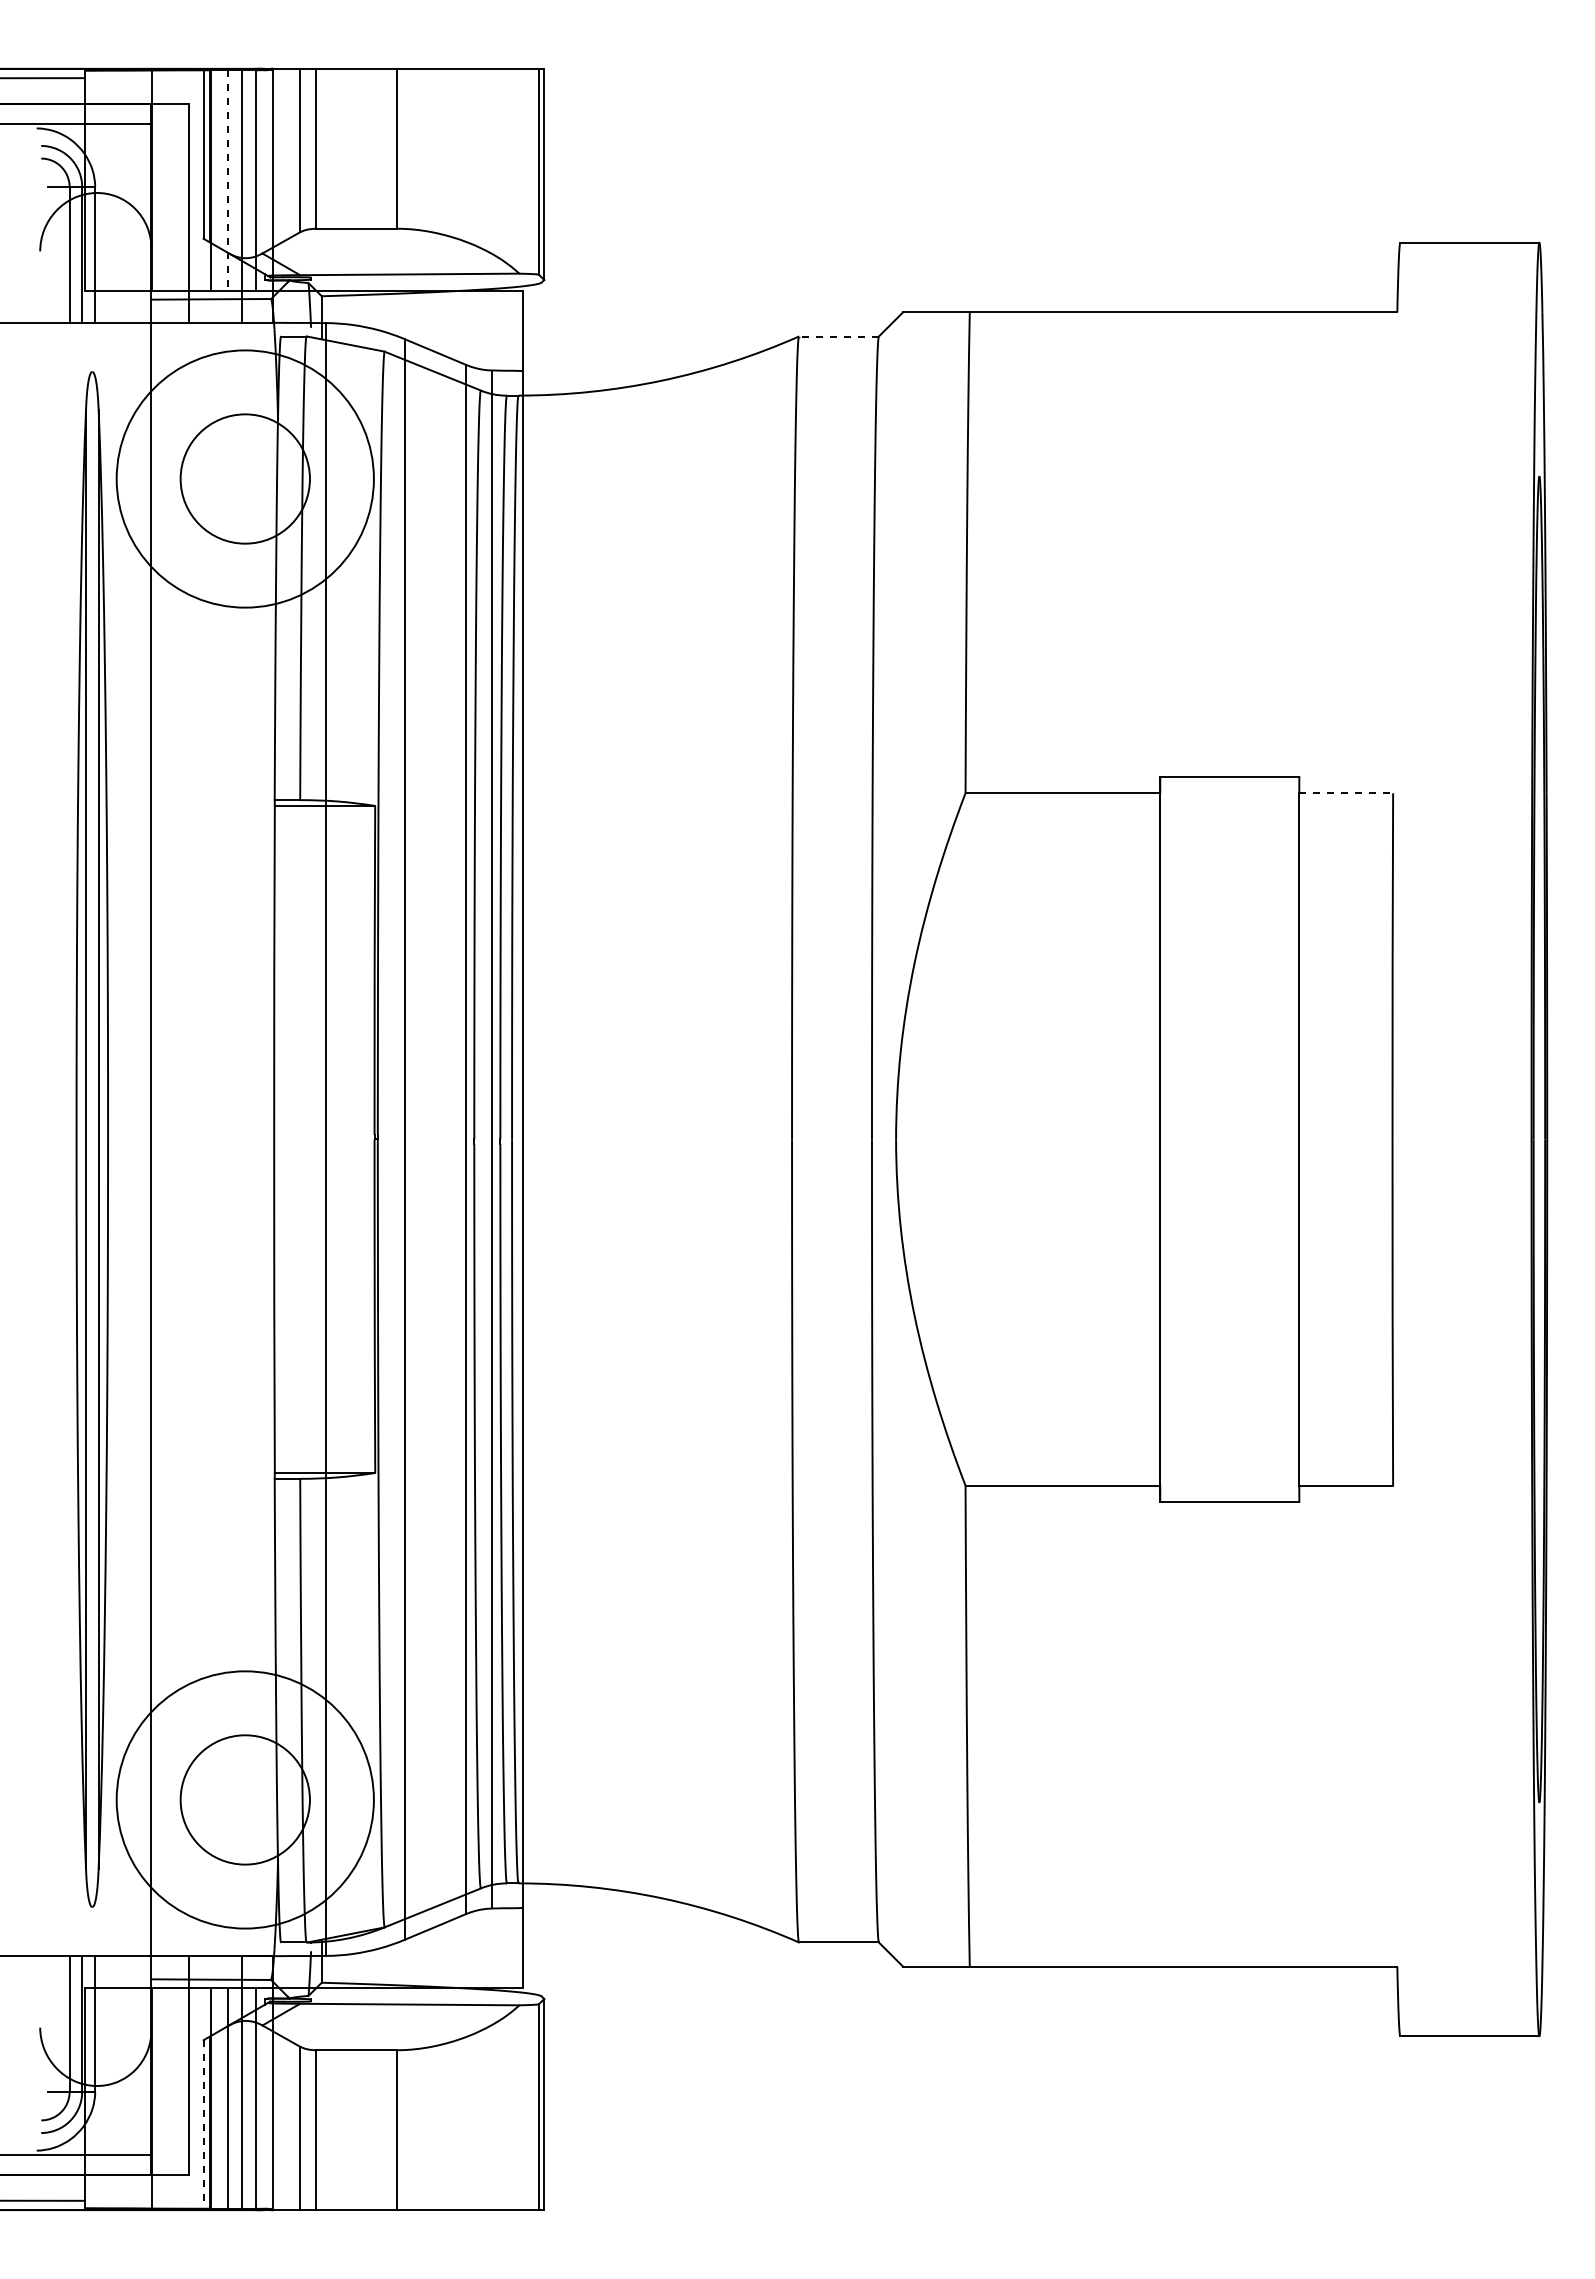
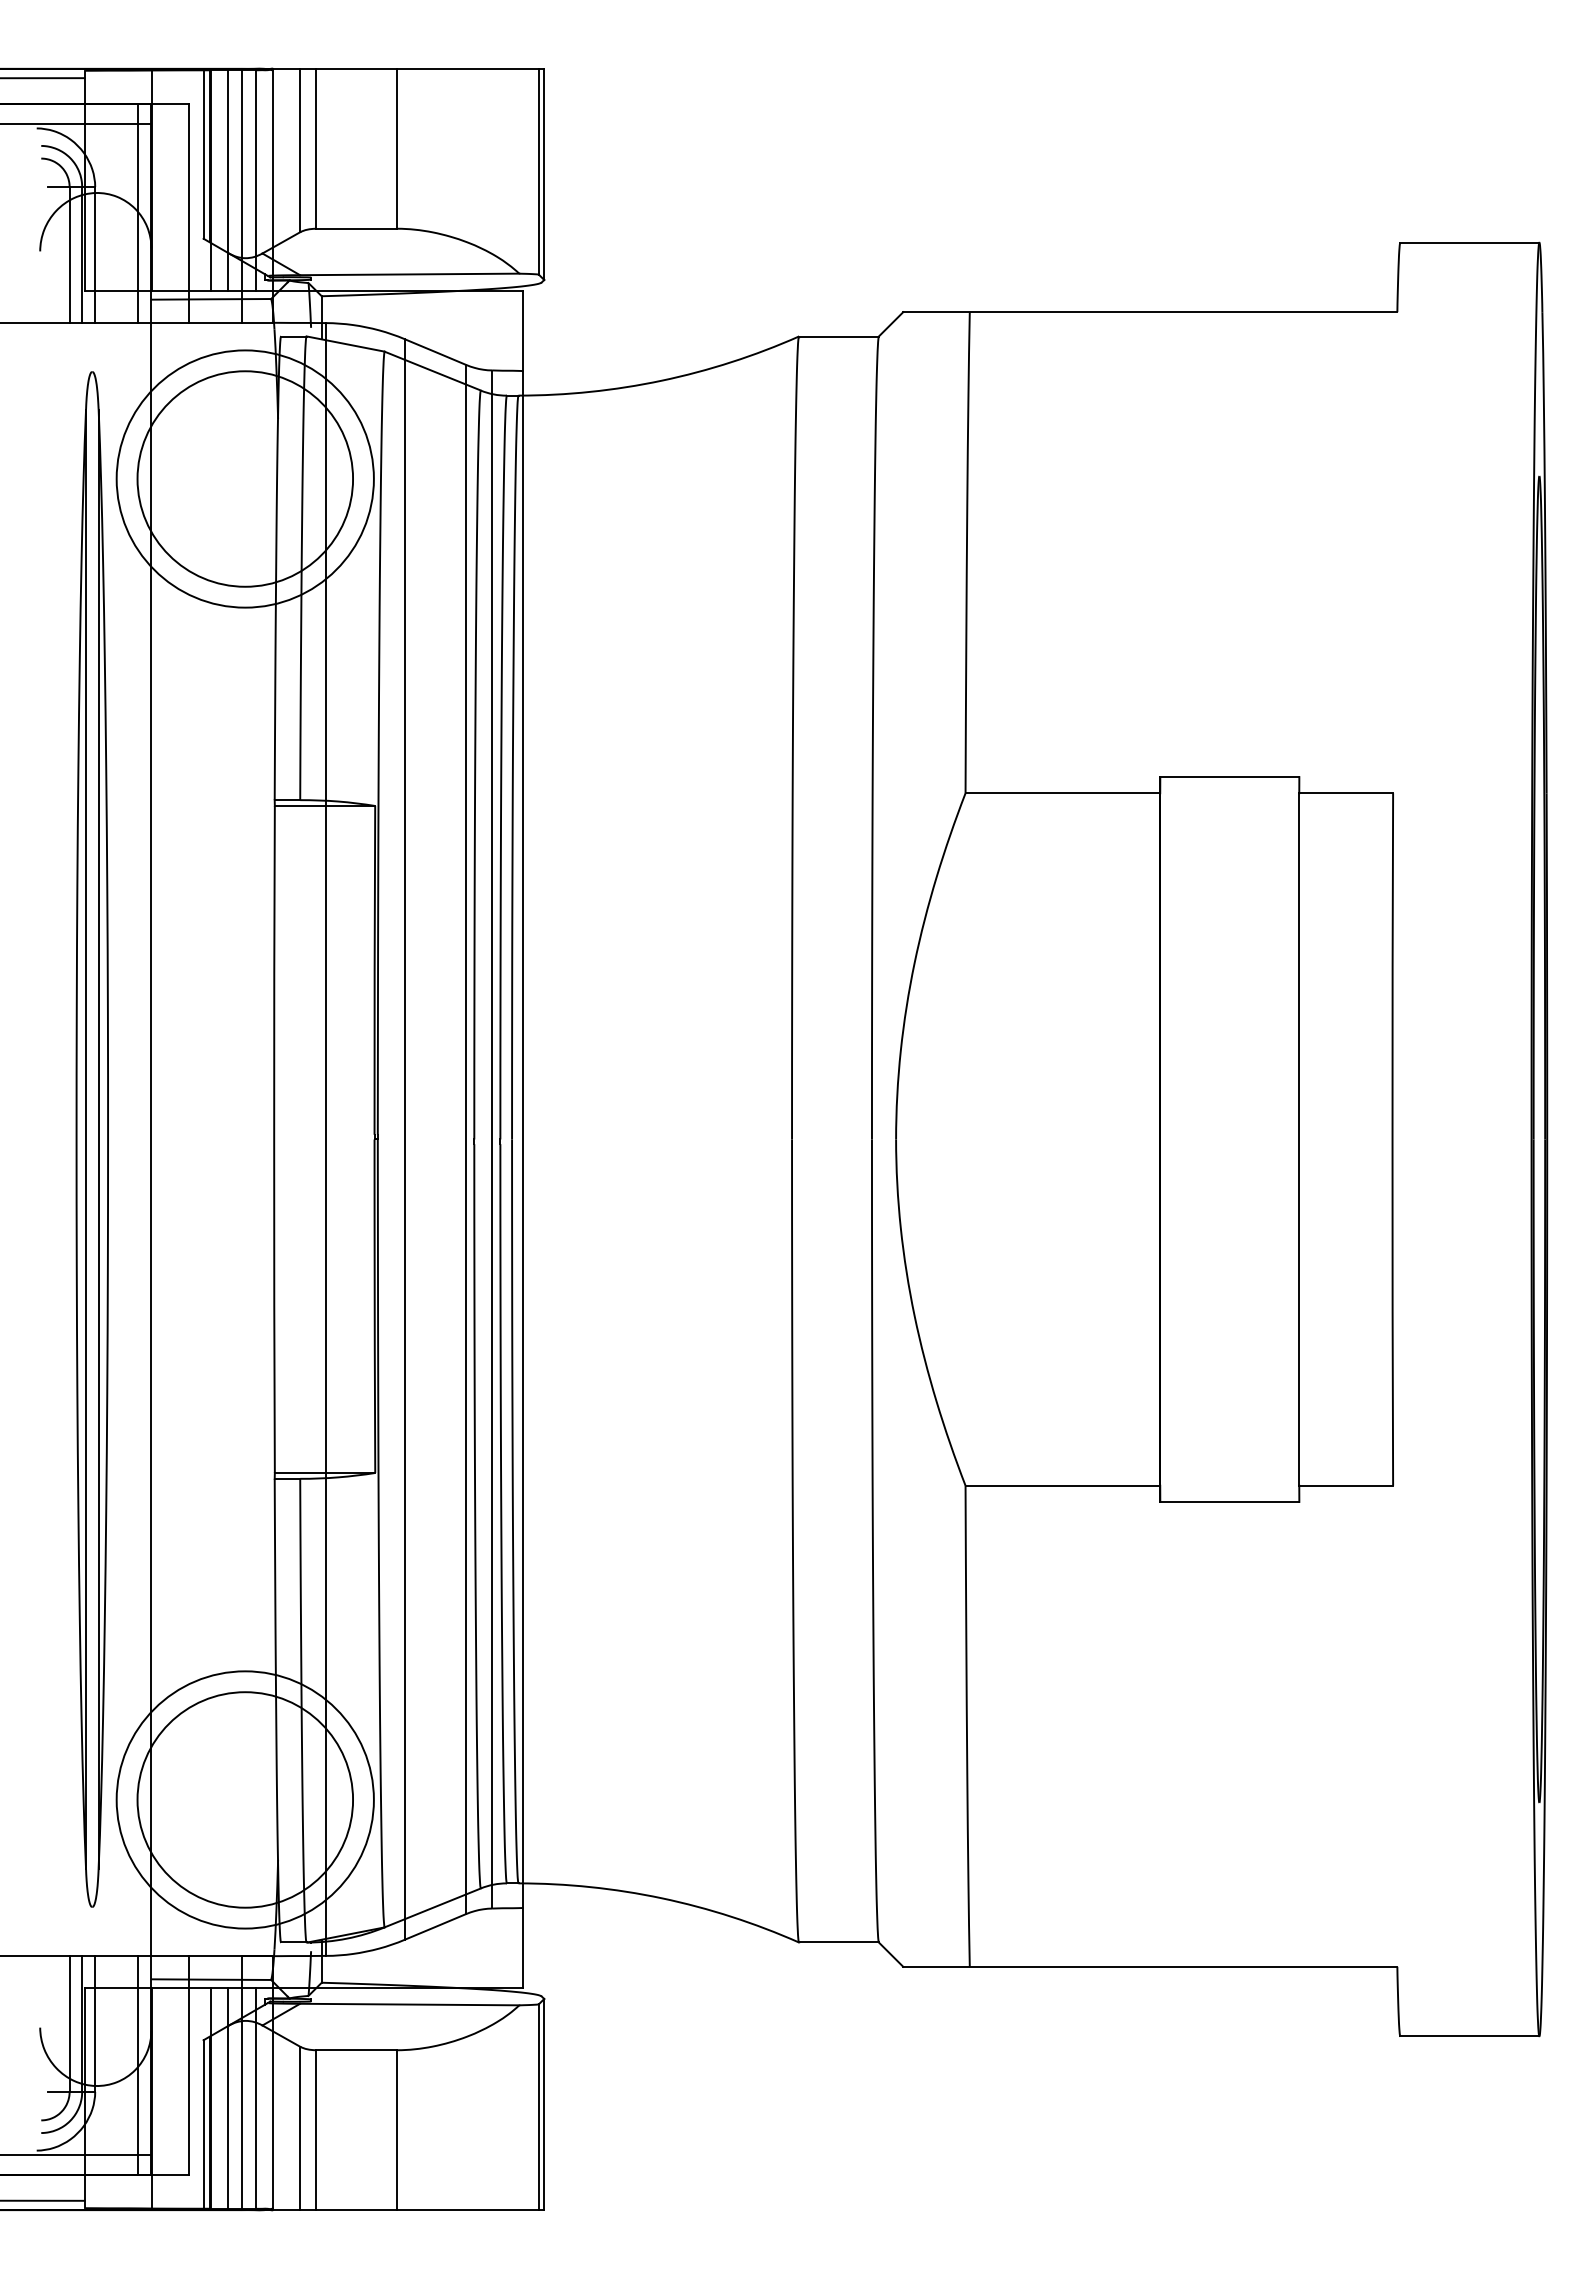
line: dashed -> solid (227, 180)
line: none -> present (137, 212)
line: dashed -> solid (838, 336)
circle diameter: 129 px -> 216 px (245, 478)
line: dashed -> solid (1346, 793)
circle diameter: 129 px -> 216 px (245, 1799)
line: none -> present (137, 2065)
line: dashed -> solid (203, 2125)
